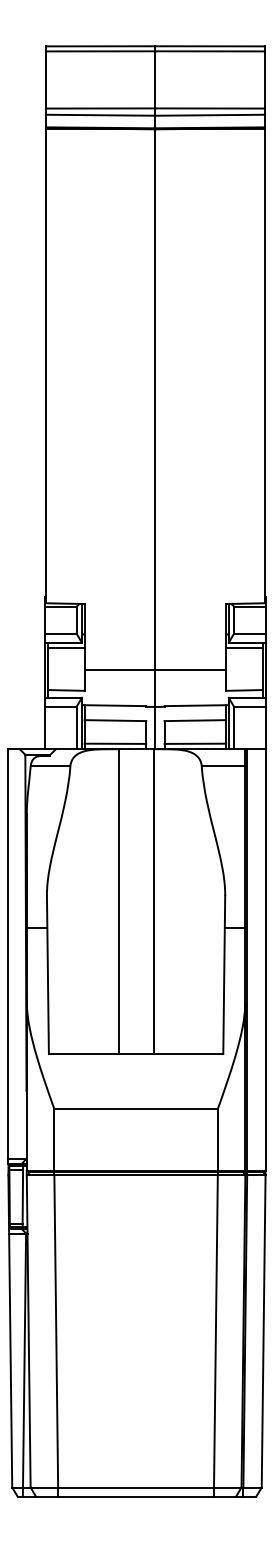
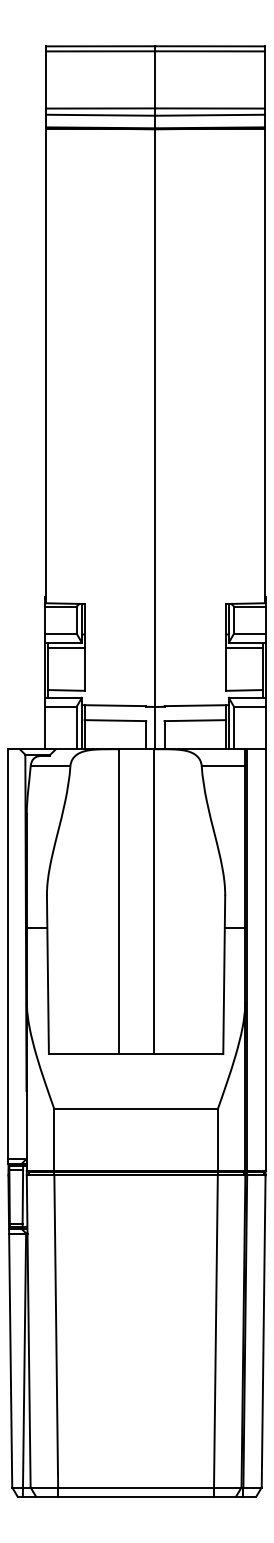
line: present -> none (155, 670)
line: present -> none (115, 743)
line: present -> none (195, 743)
